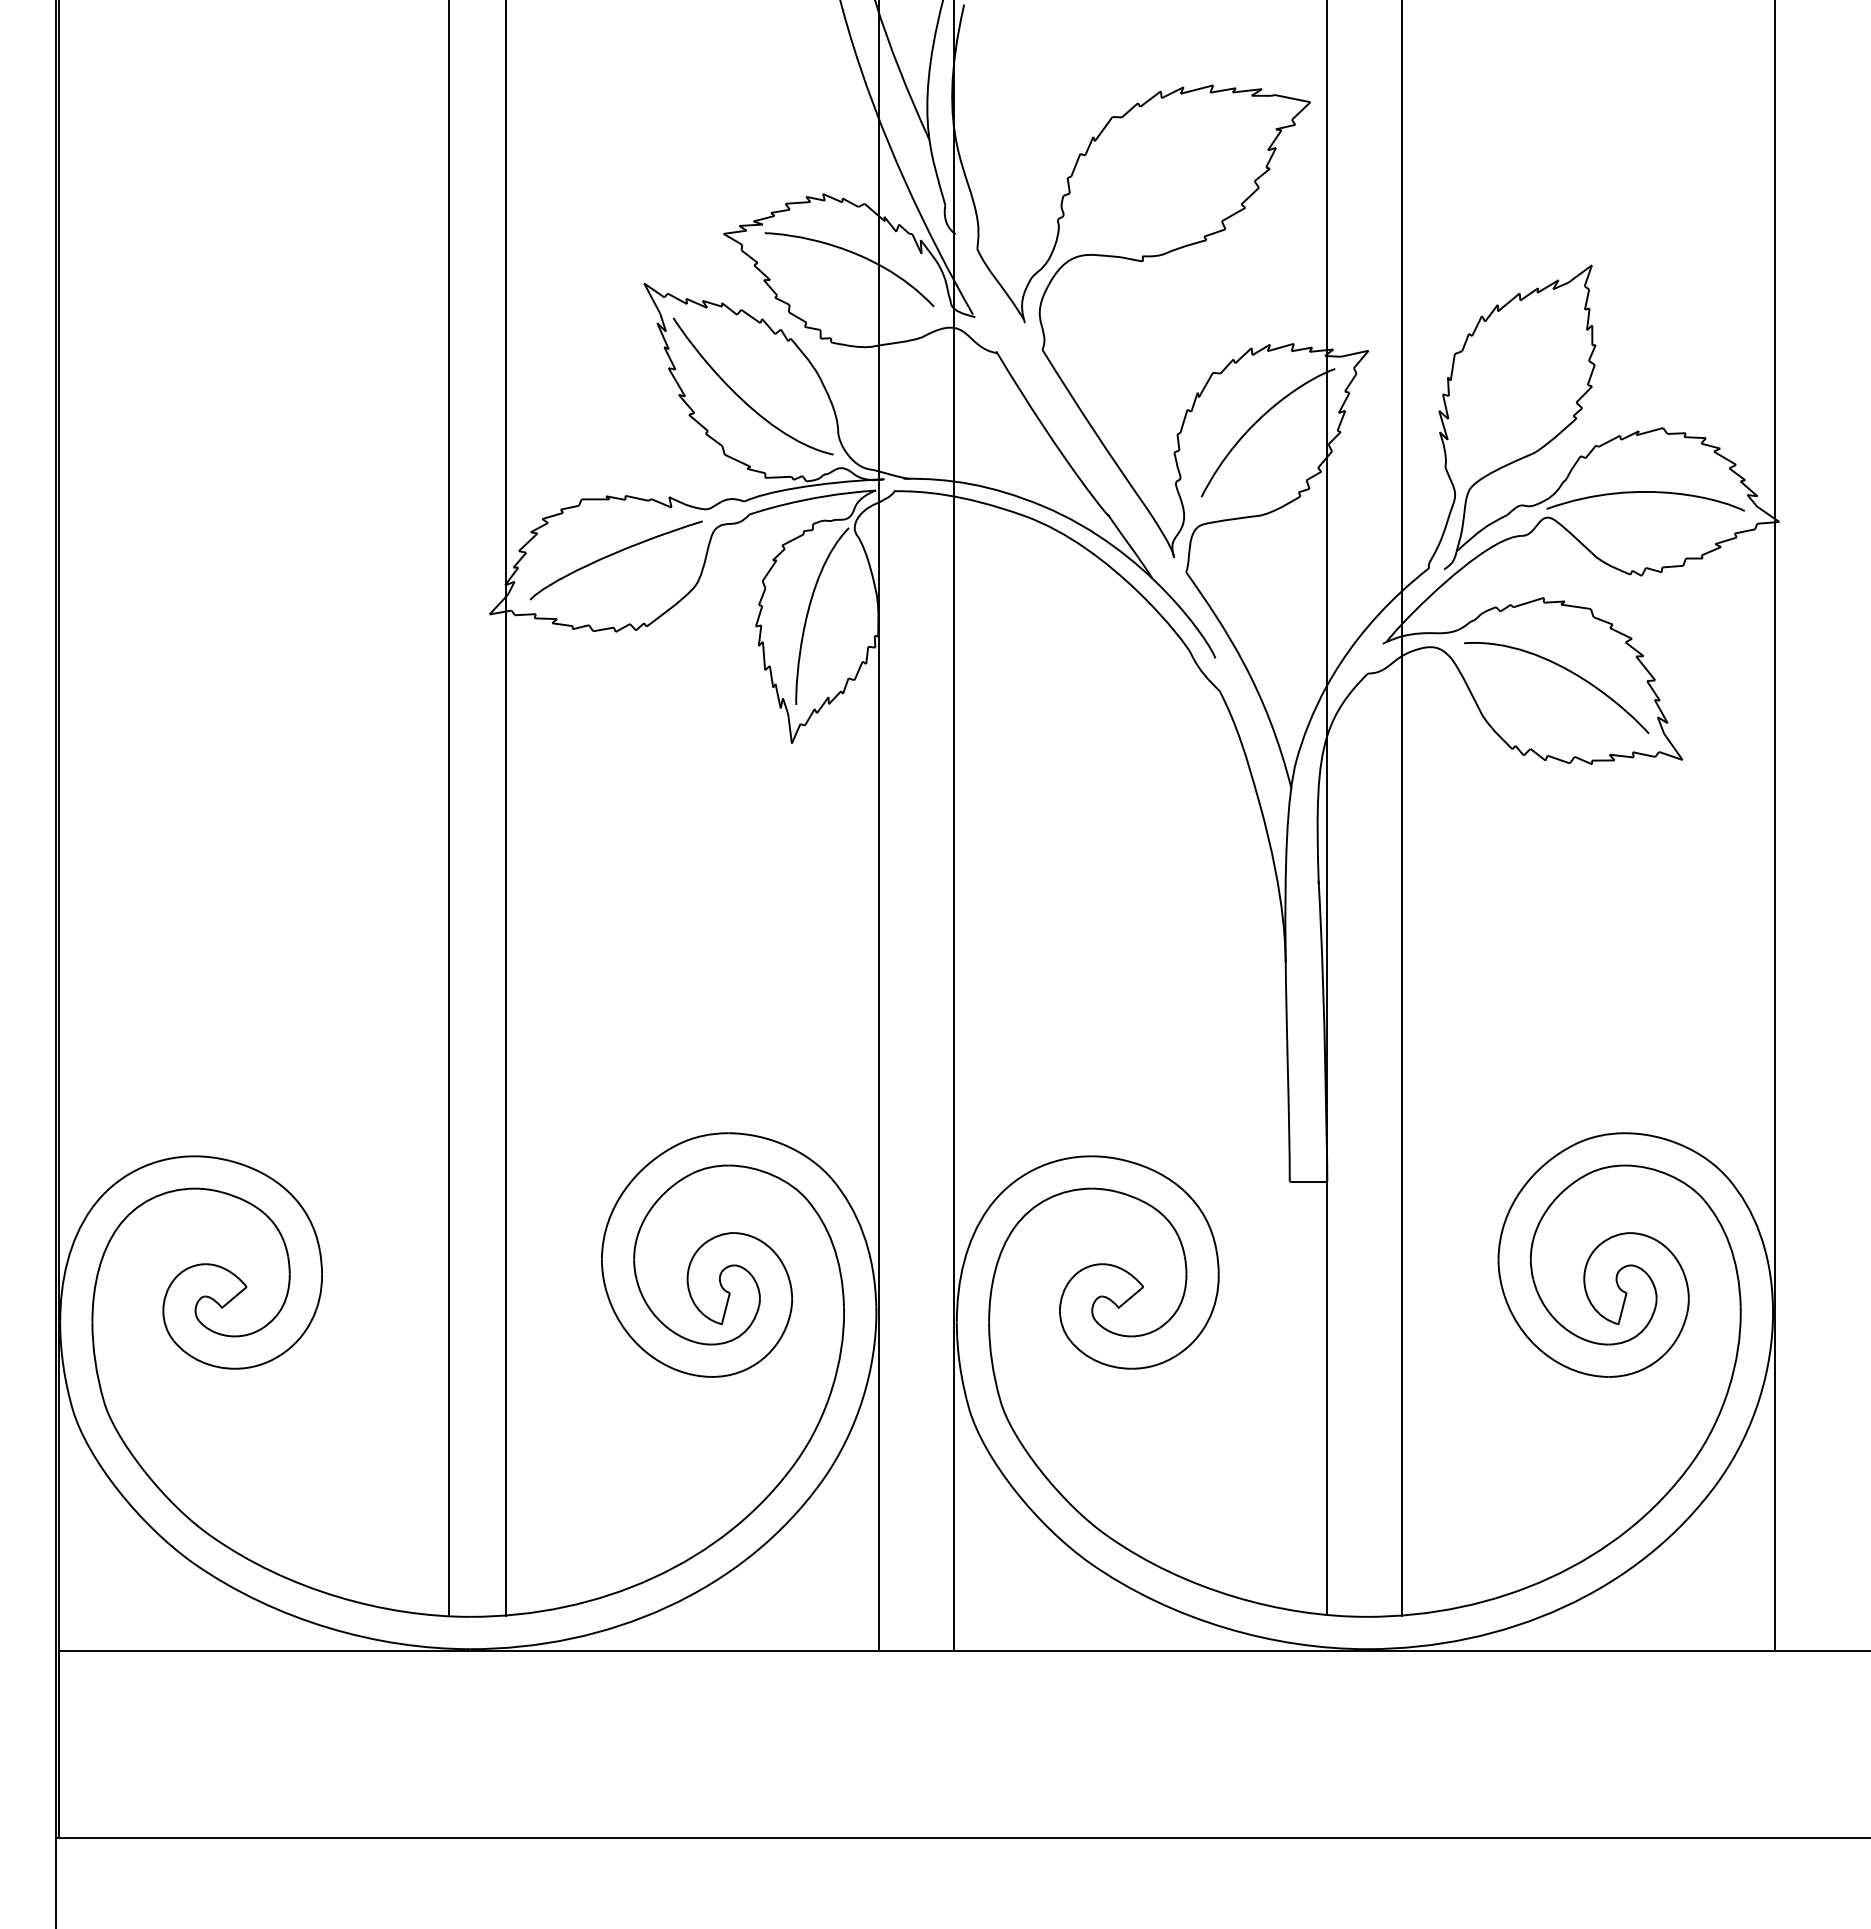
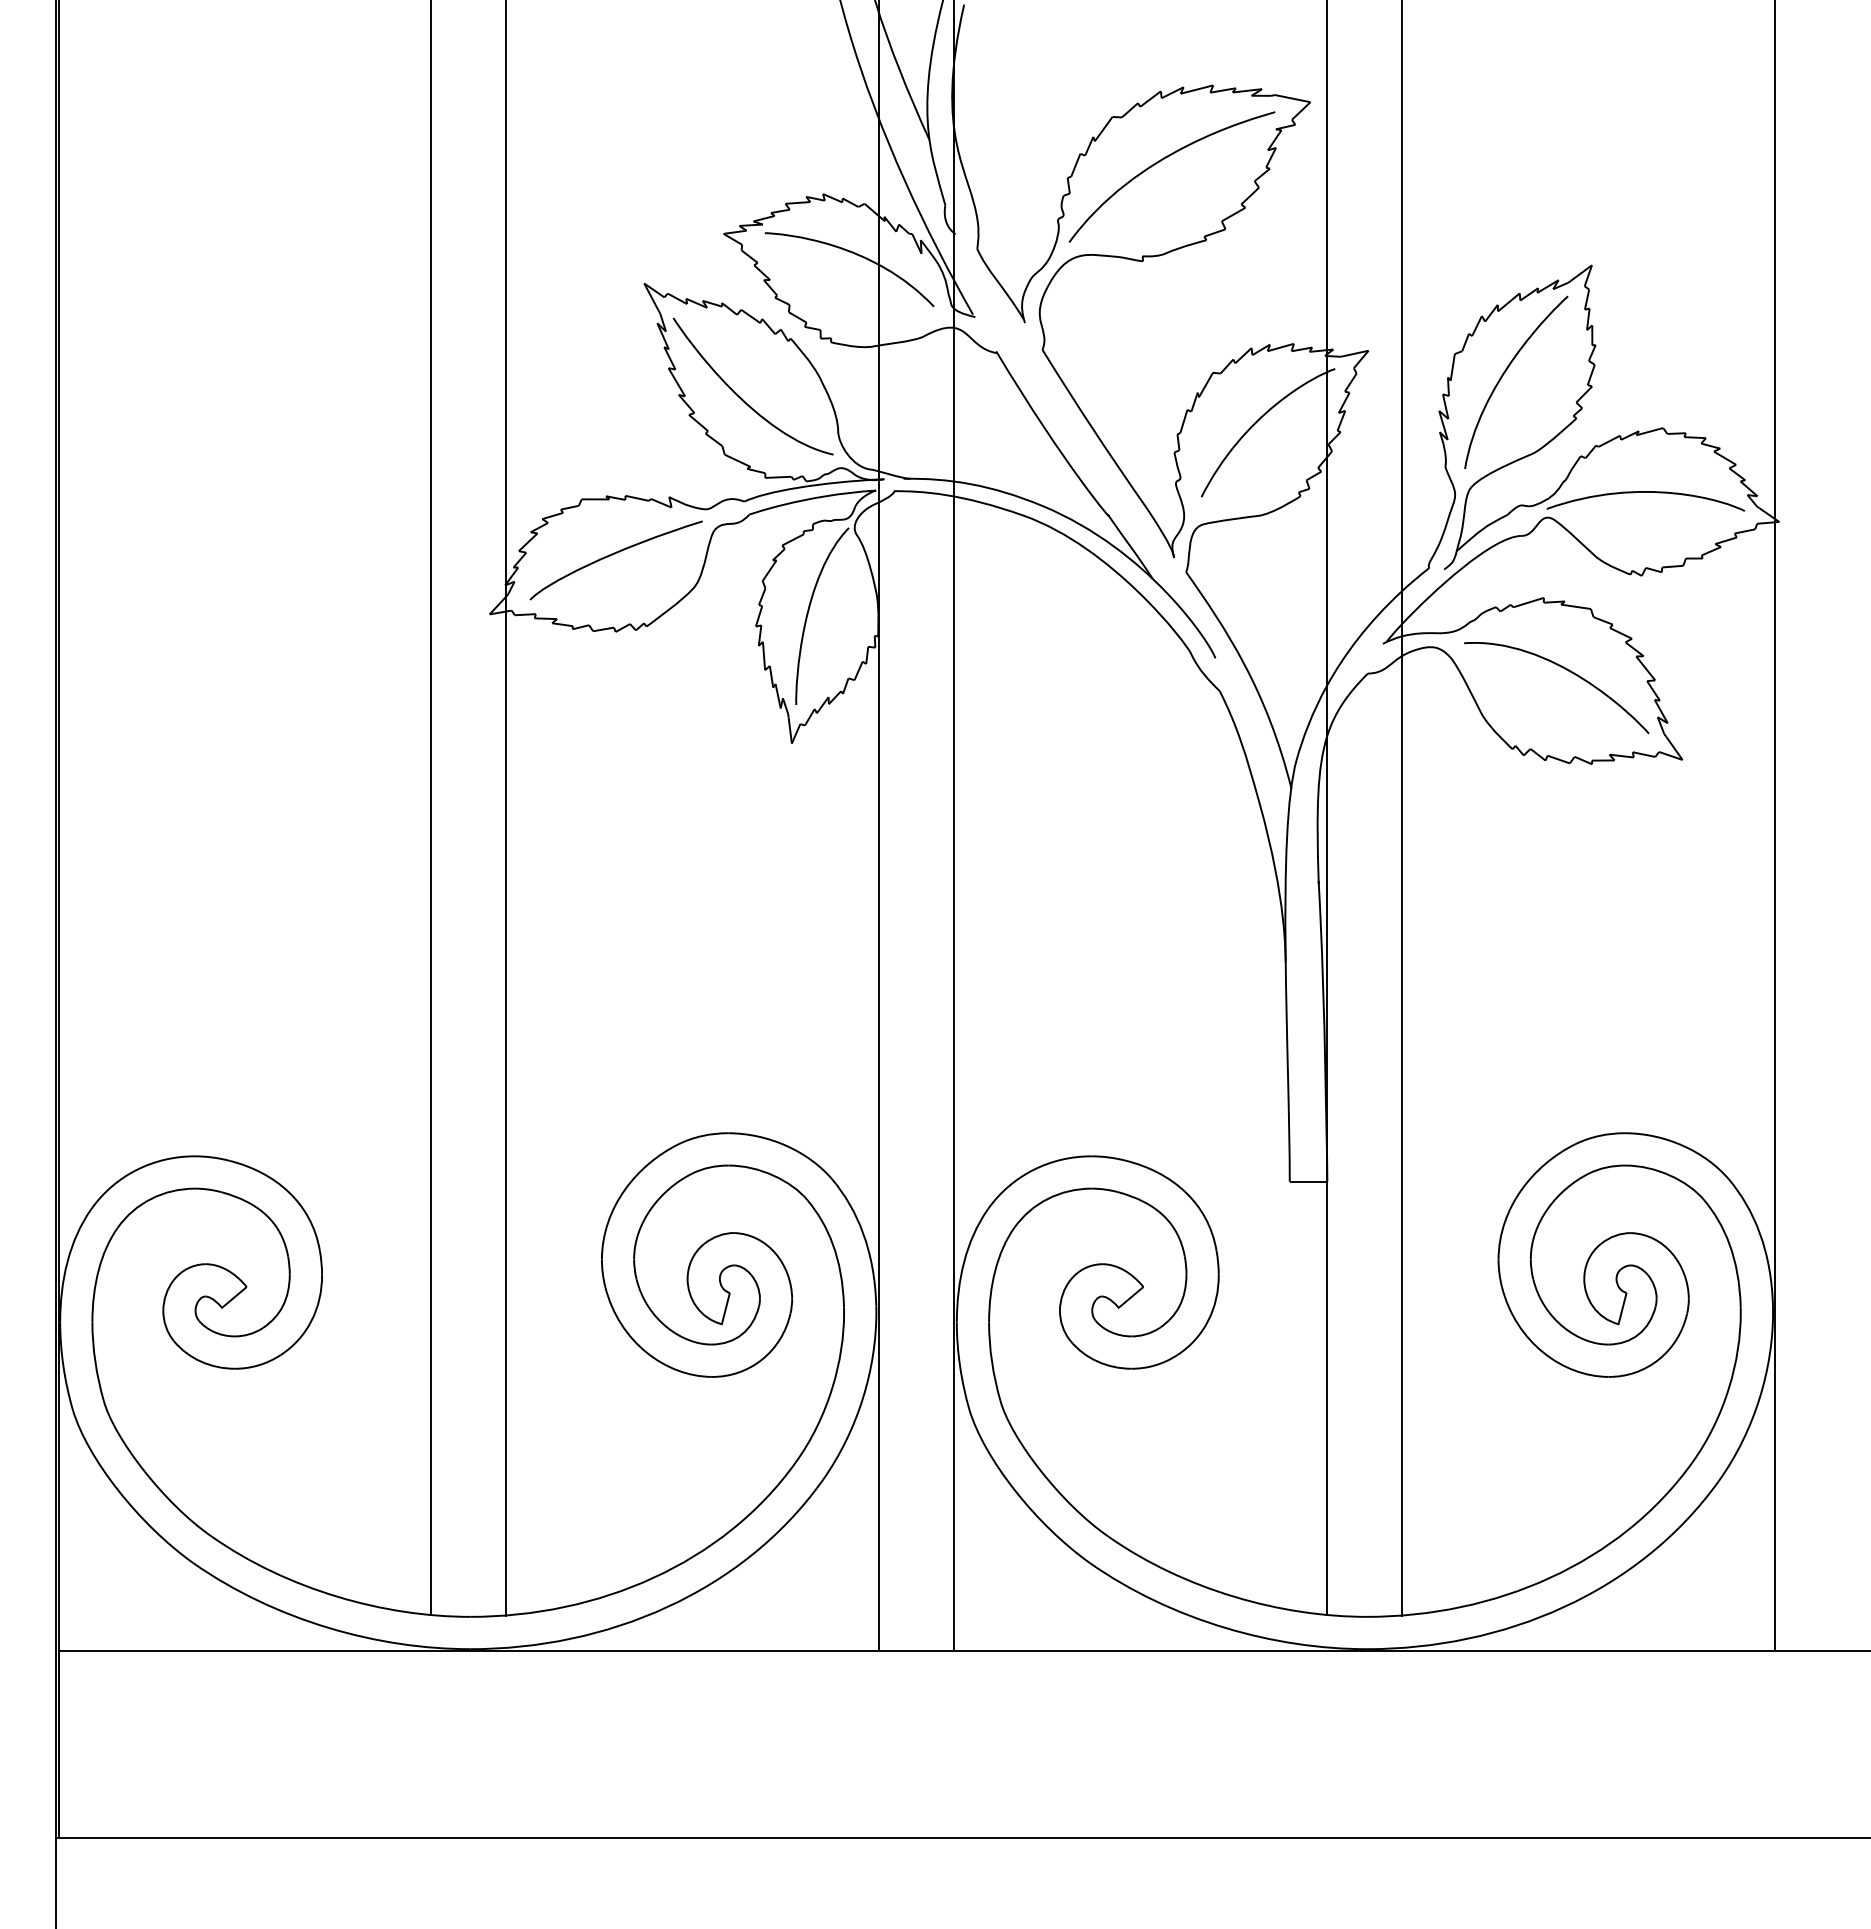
curve: none -> present (1161, 161)
curve: none -> present (1504, 374)
line position: (449, 808) -> (431, 808) (431, 808)
